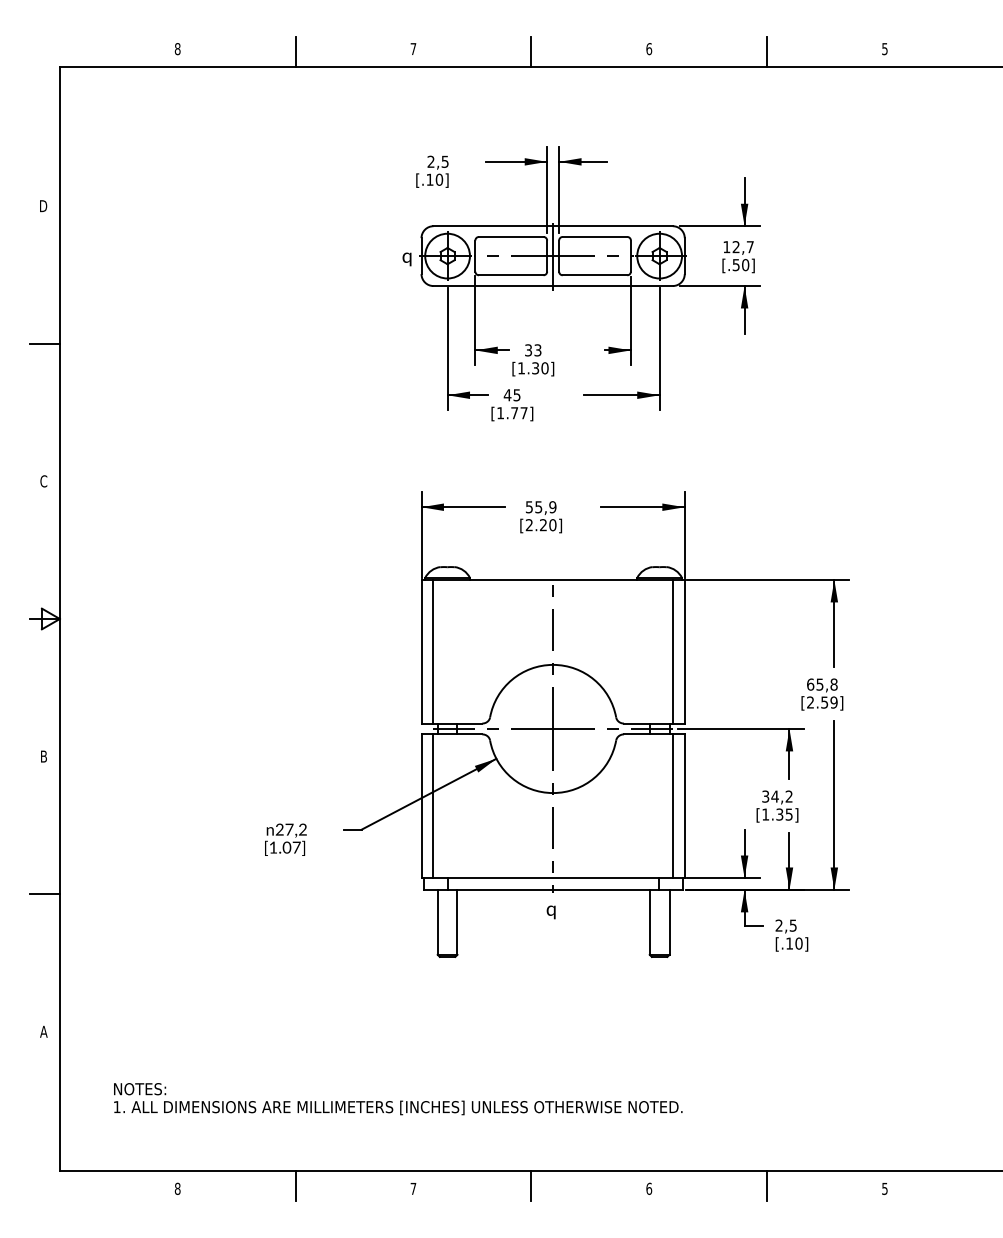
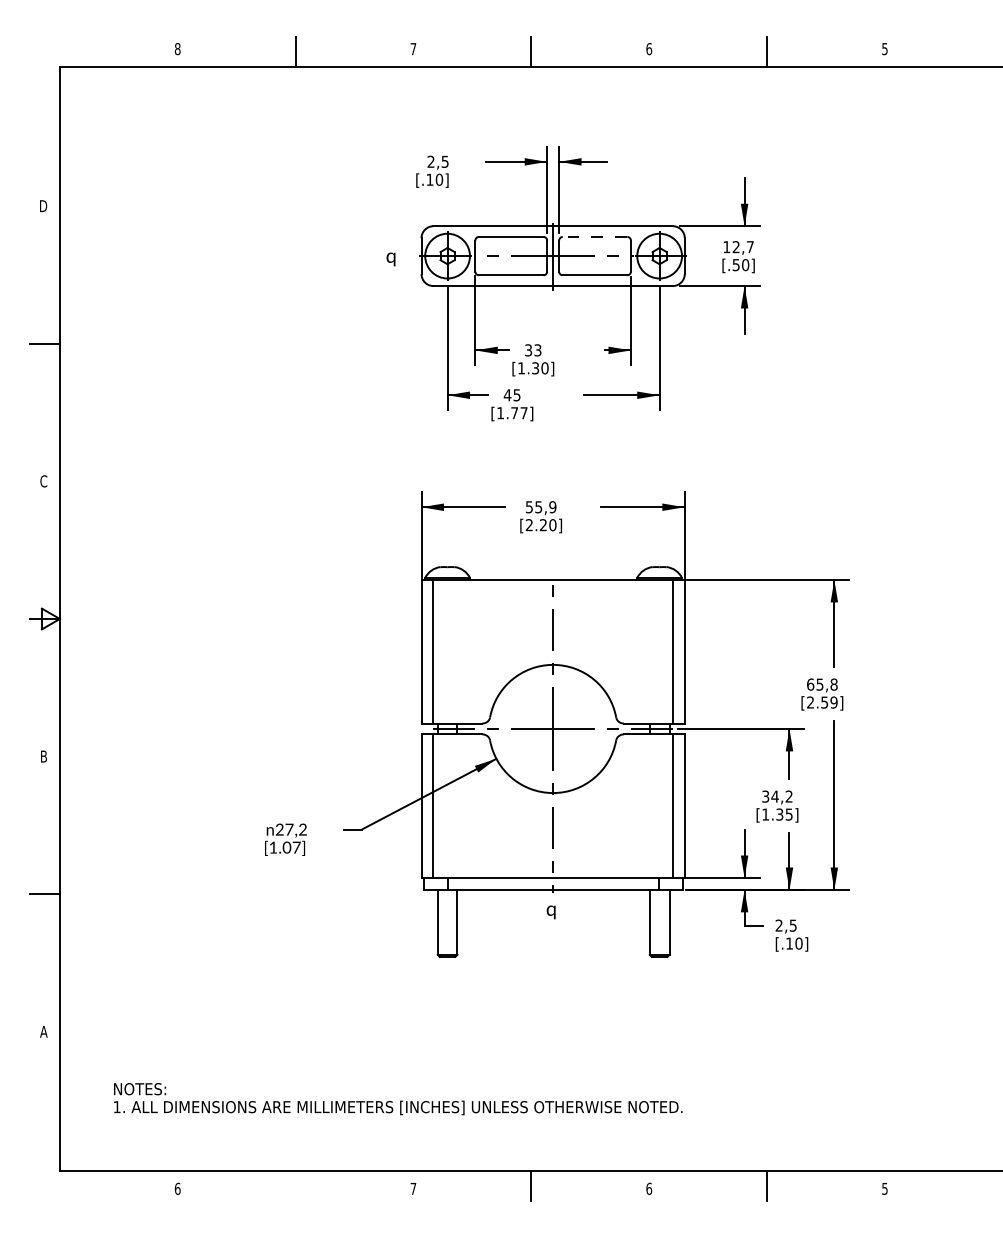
line: solid -> dashed (594, 236)
text position: (406, 259) -> (390, 259) (390, 259)
line: present -> none (295, 1185)
text: 8 -> 6 (177, 1188)
